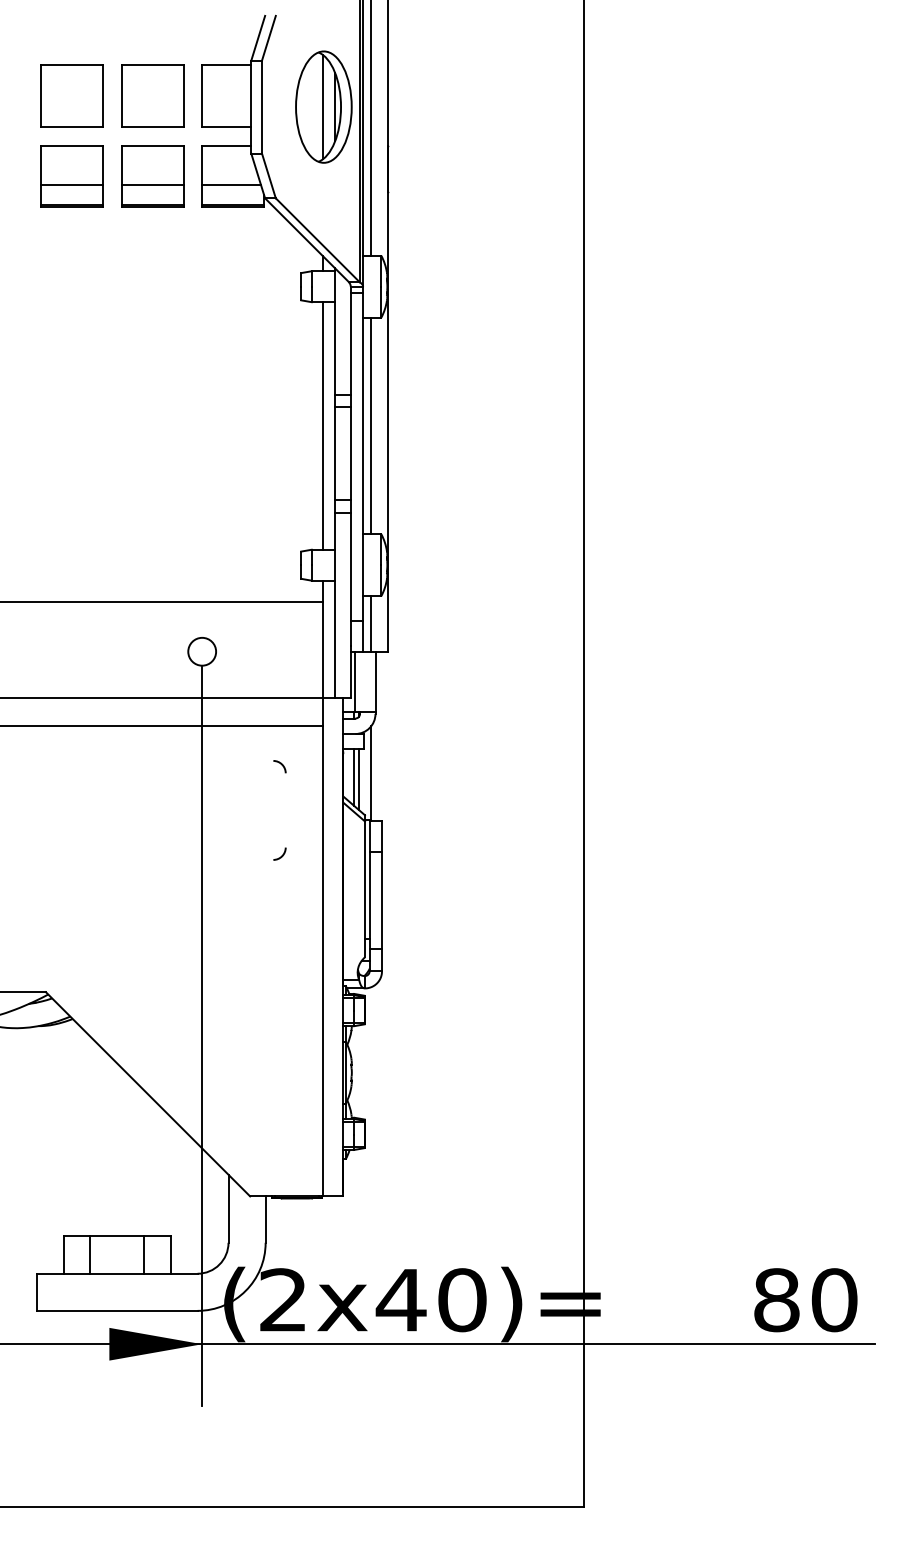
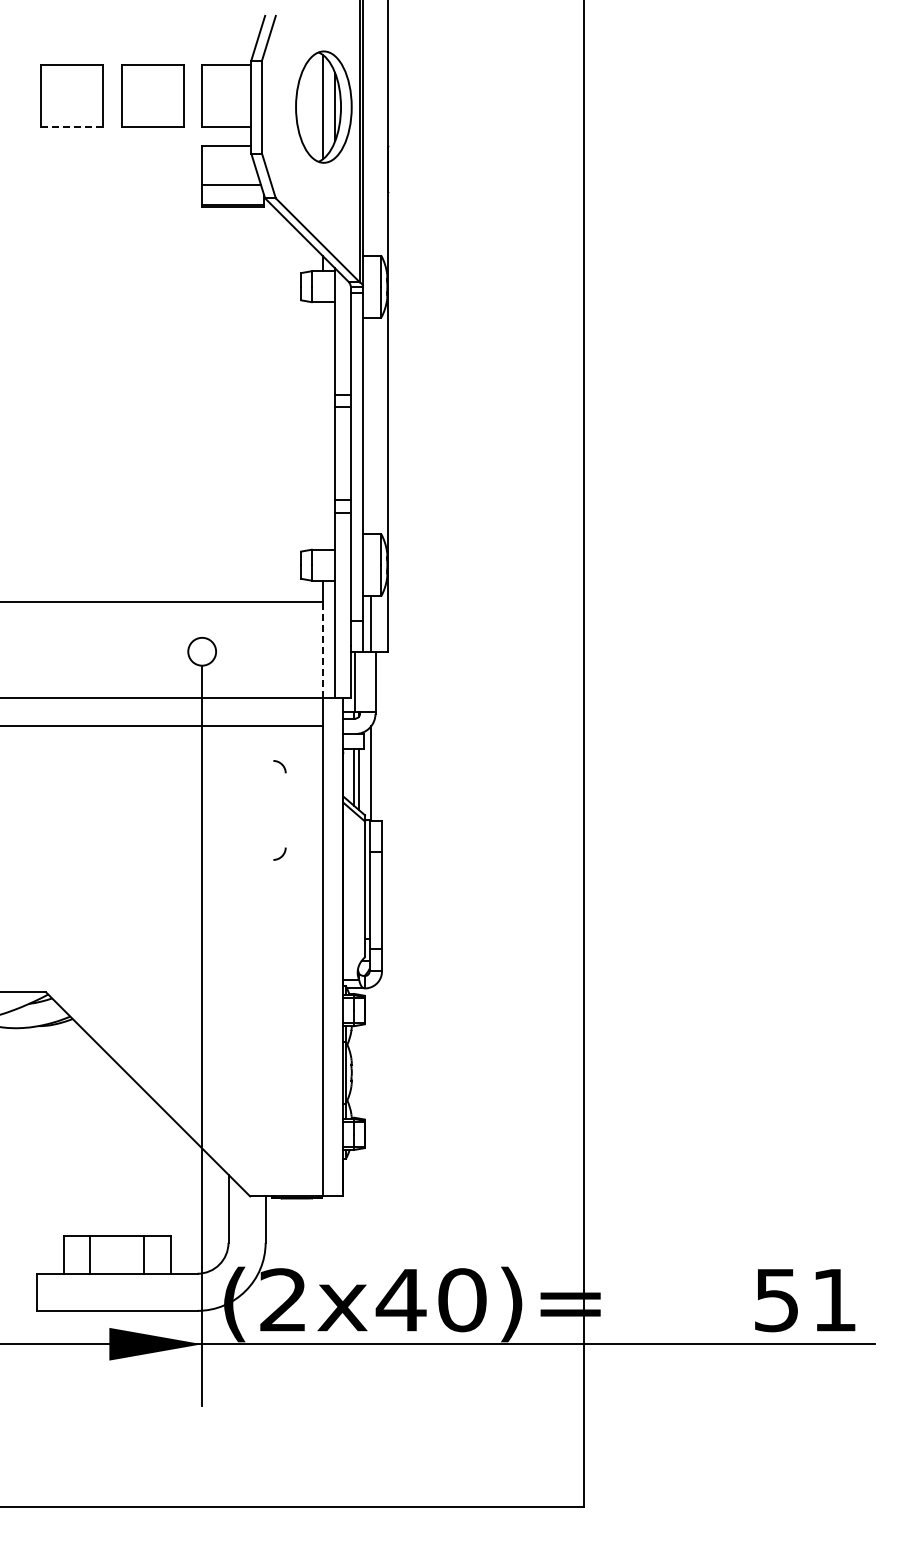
line: solid -> dashed (72, 126)
line: present -> none (371, 128)
part: present -> none (71, 176)
part: present -> none (152, 176)
line: present -> none (322, 425)
line: present -> none (371, 425)
line: solid -> dashed (322, 650)
text: 80 -> 51 (805, 1300)
